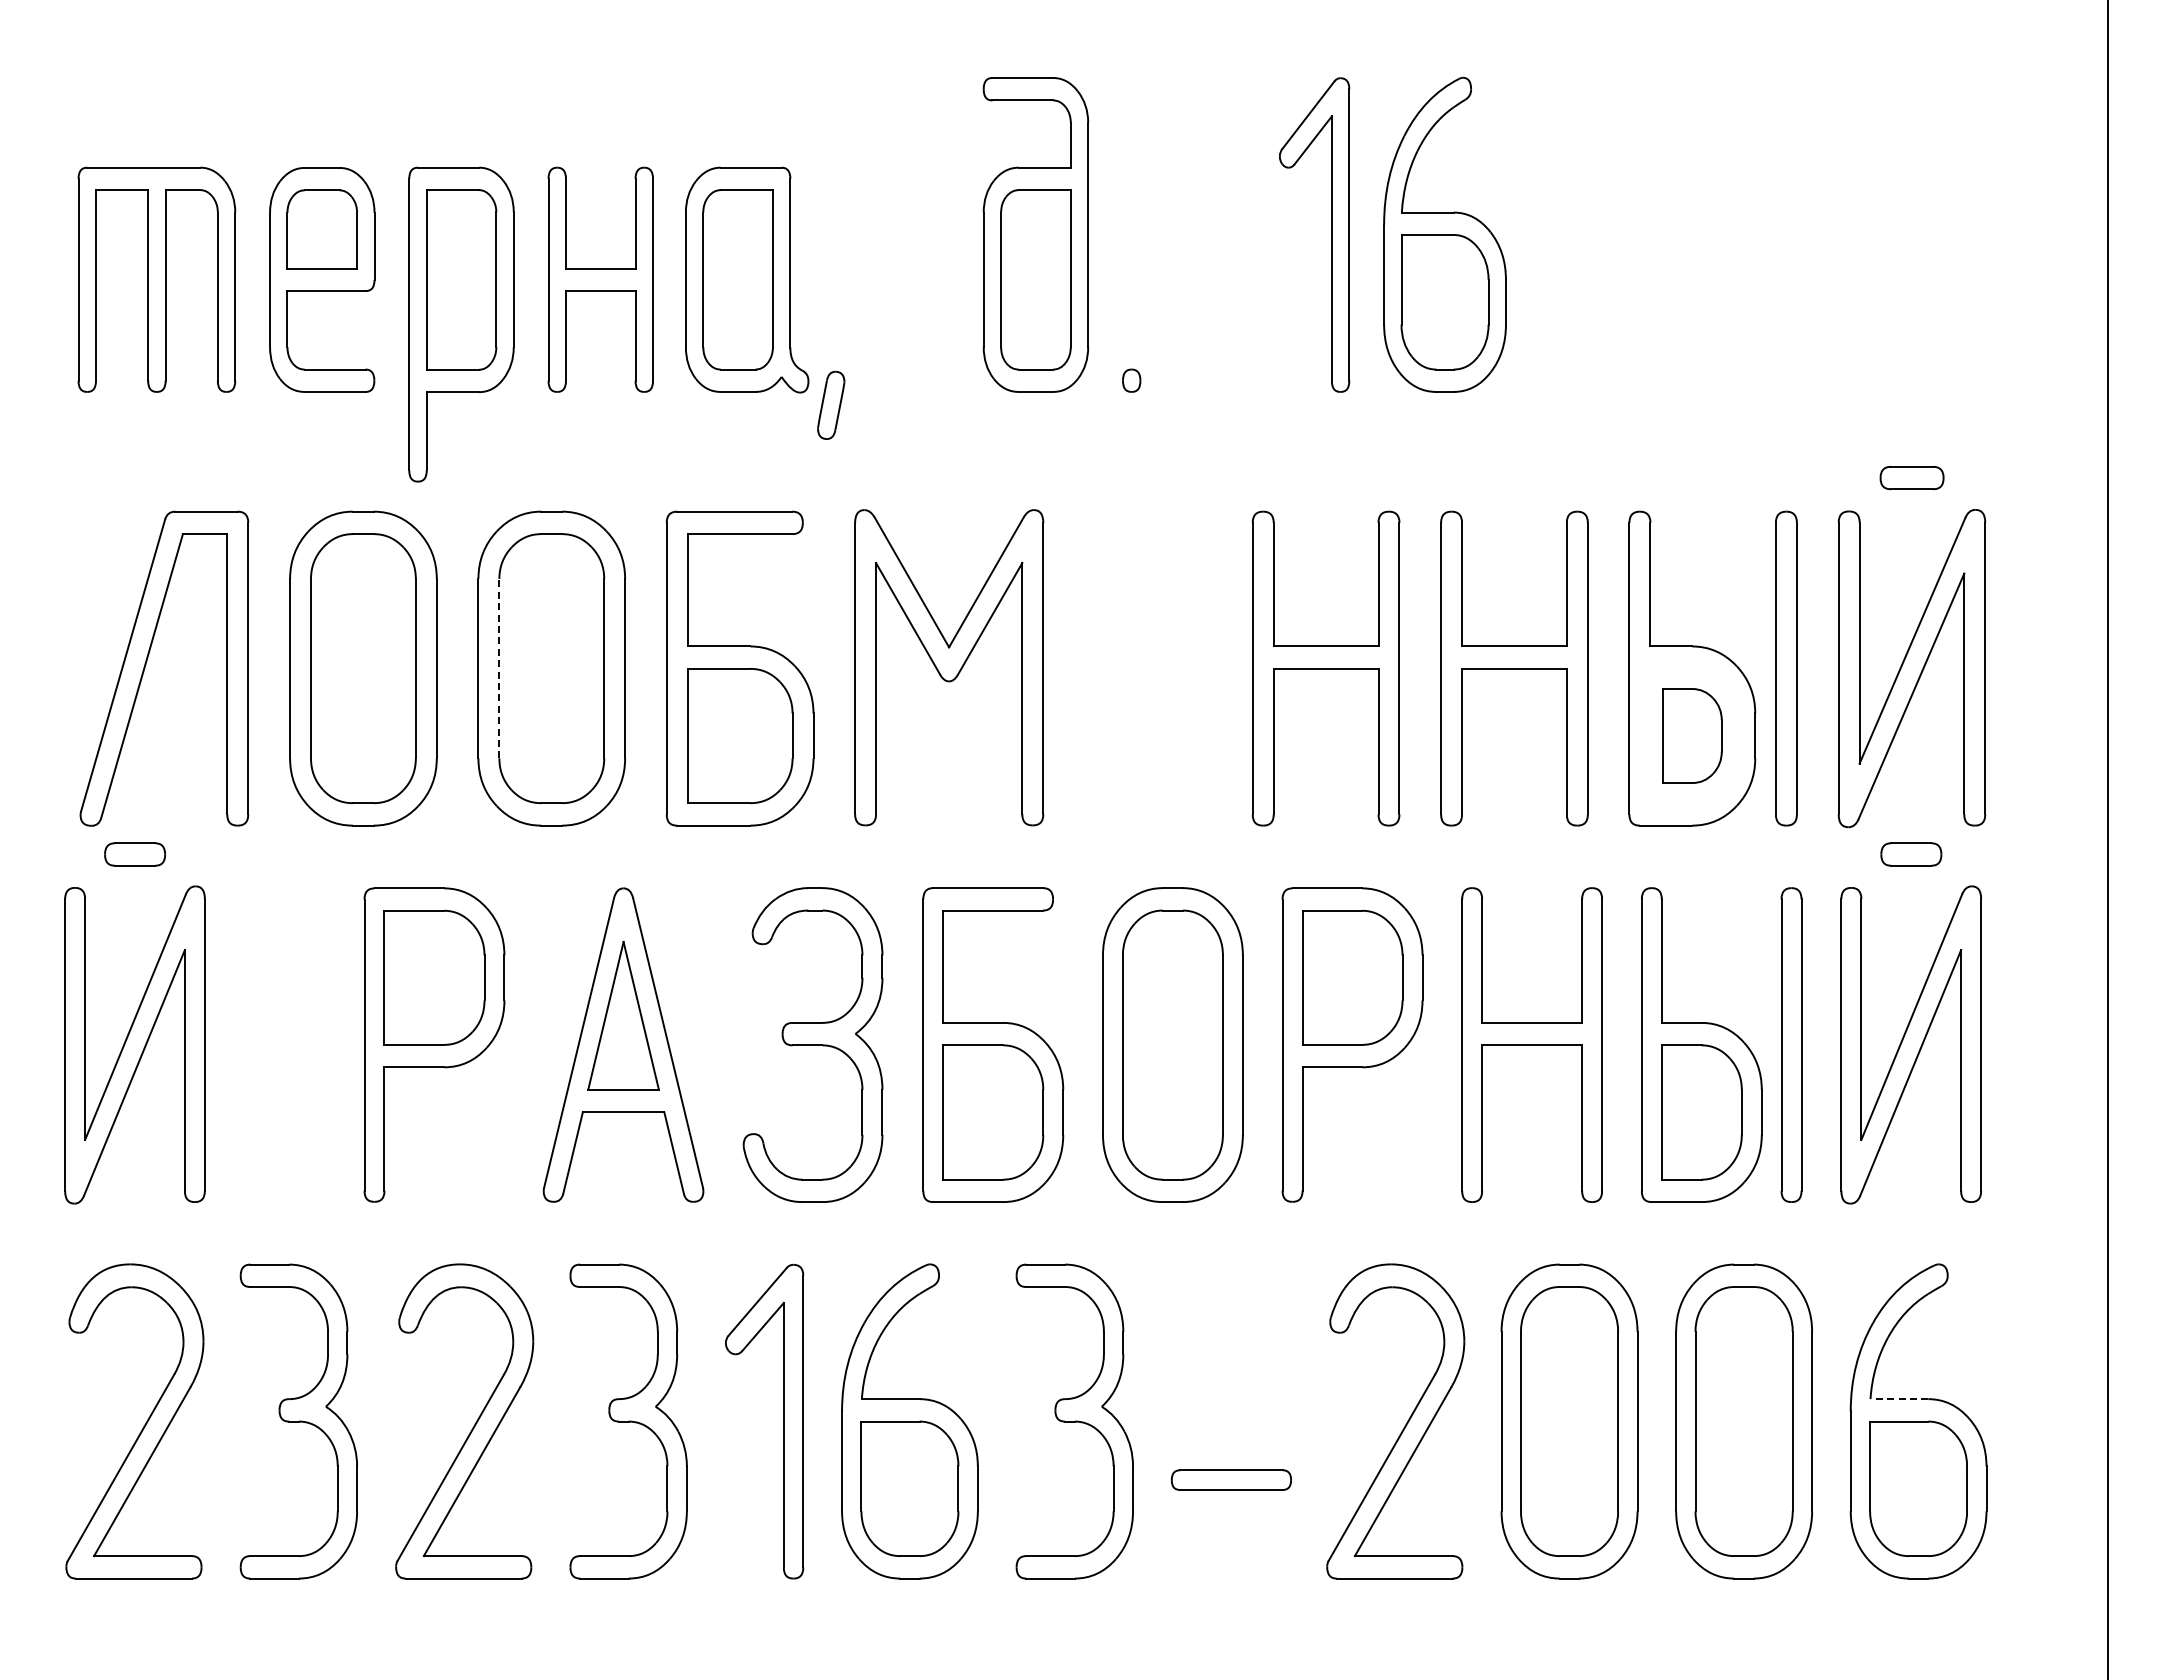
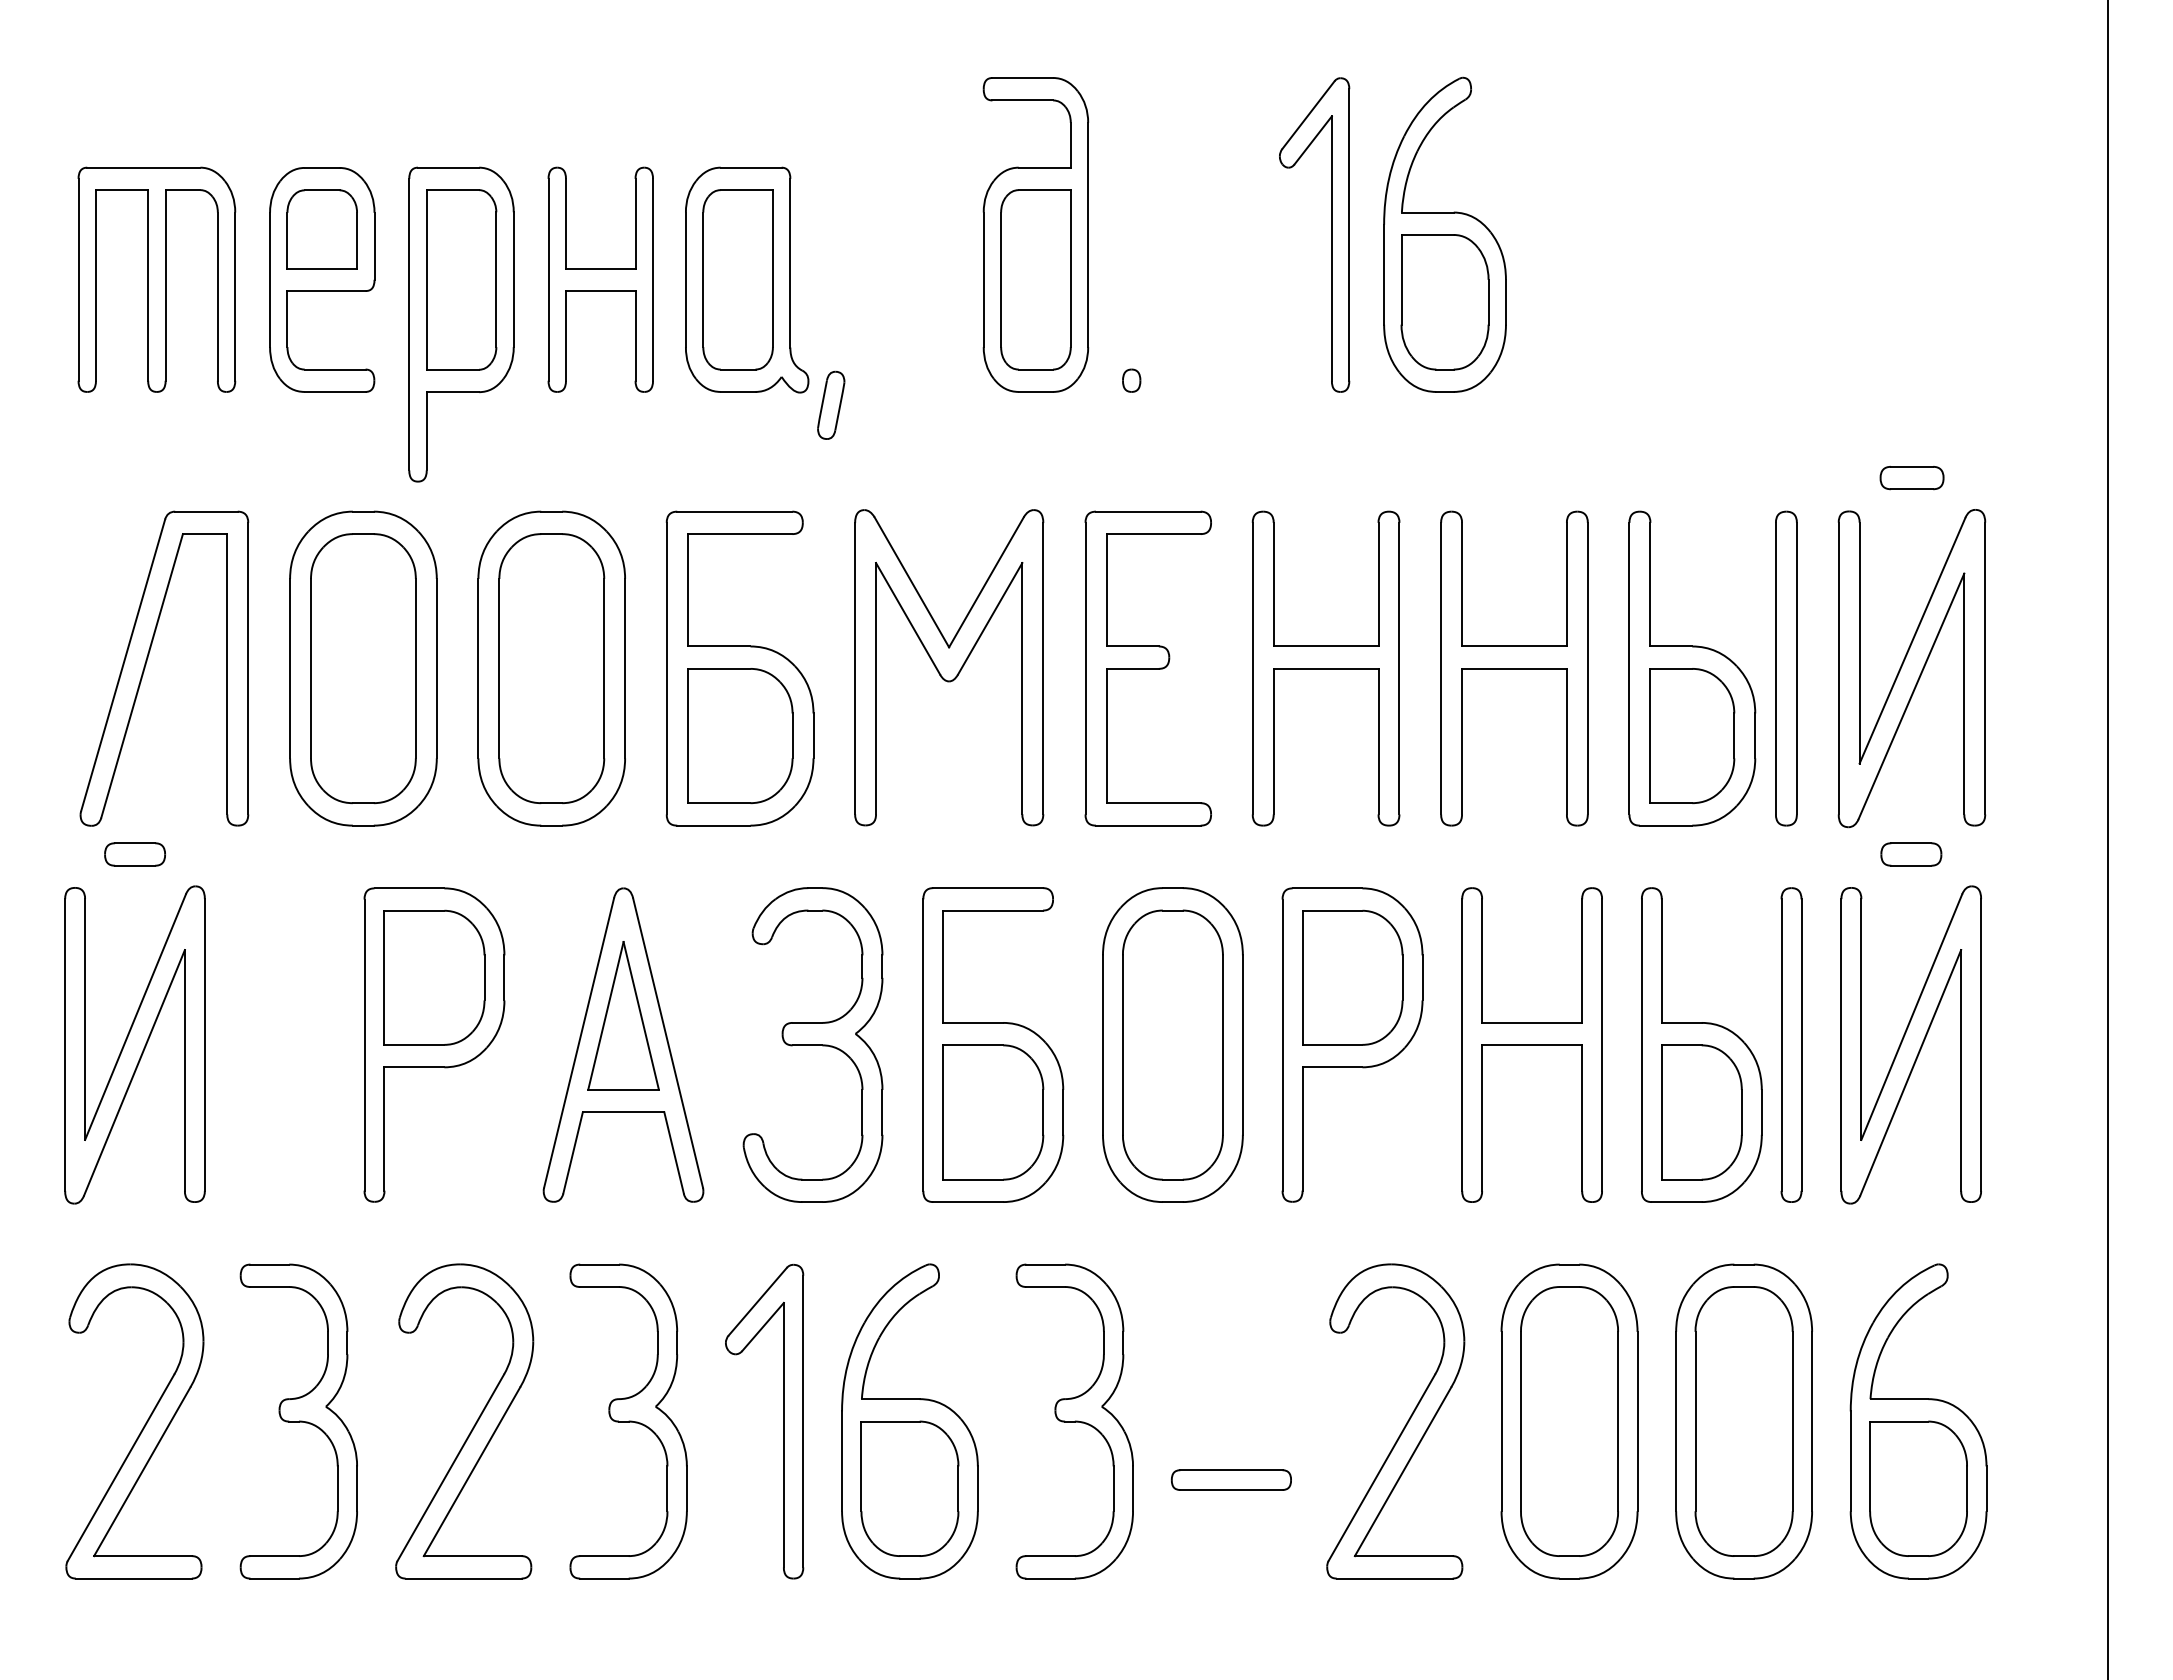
line: dashed -> solid (499, 668)
part: none -> present (1147, 668)
part size: 61x96 px -> 87x136 px (1692, 735)
line: dashed -> solid (1899, 1399)
